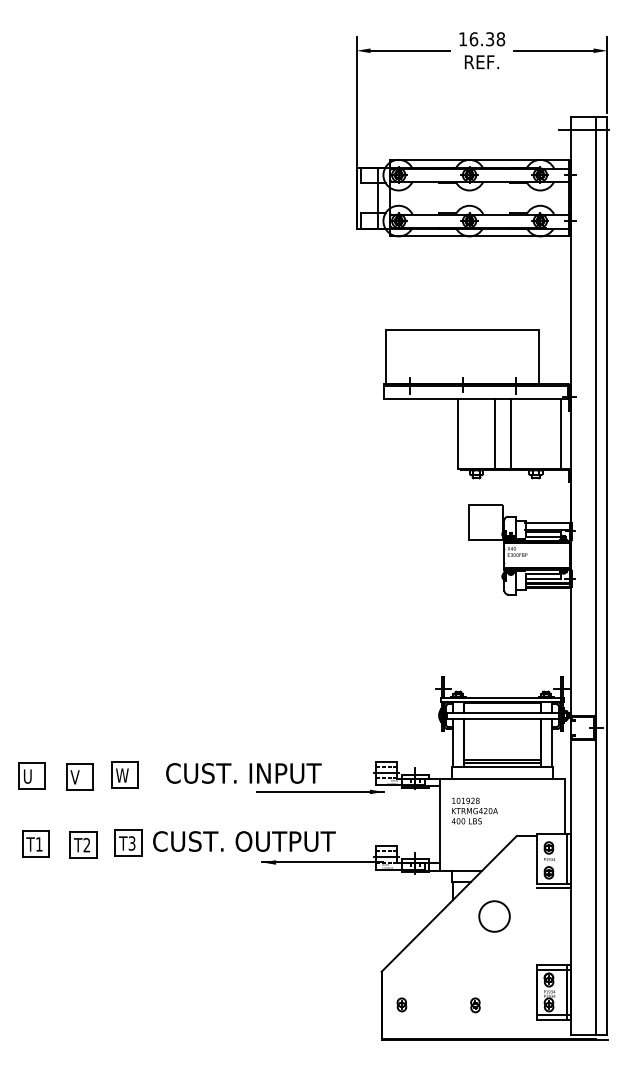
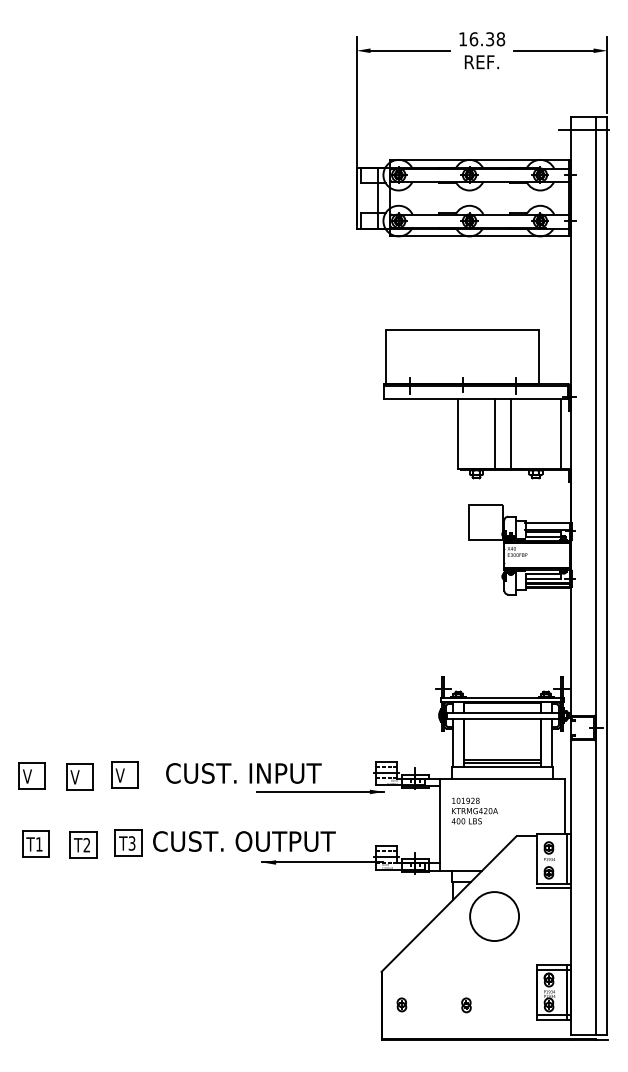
text: W -> V (121, 775)
text: U -> V (27, 776)
circle diameter: 31 px -> 49 px (494, 916)
part position: (475, 1005) -> (466, 1005) (466, 1005)
